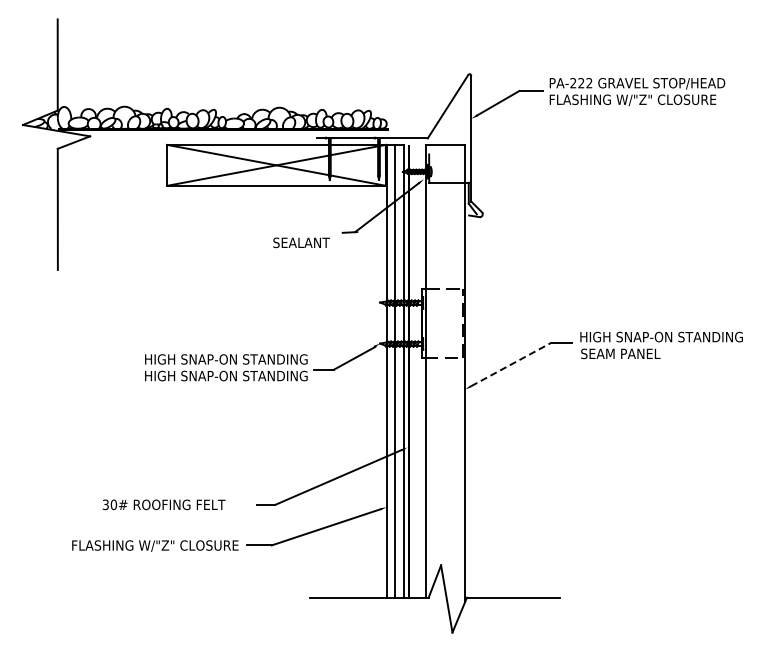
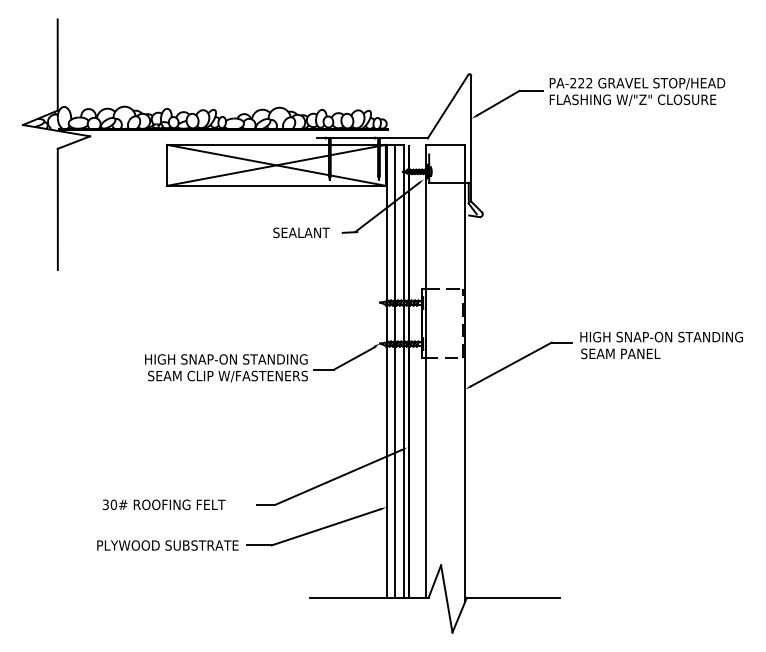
text position: (301, 242) -> (301, 232) (301, 232)
line: dashed -> solid (511, 364)
text: HIGH SNAP-ON STANDING -> SEAM CLIP W/FASTENERS (226, 376)
text: FLASHING W/"Z" CLOSURE -> PLYWOOD SUBSTRATE (151, 545)
